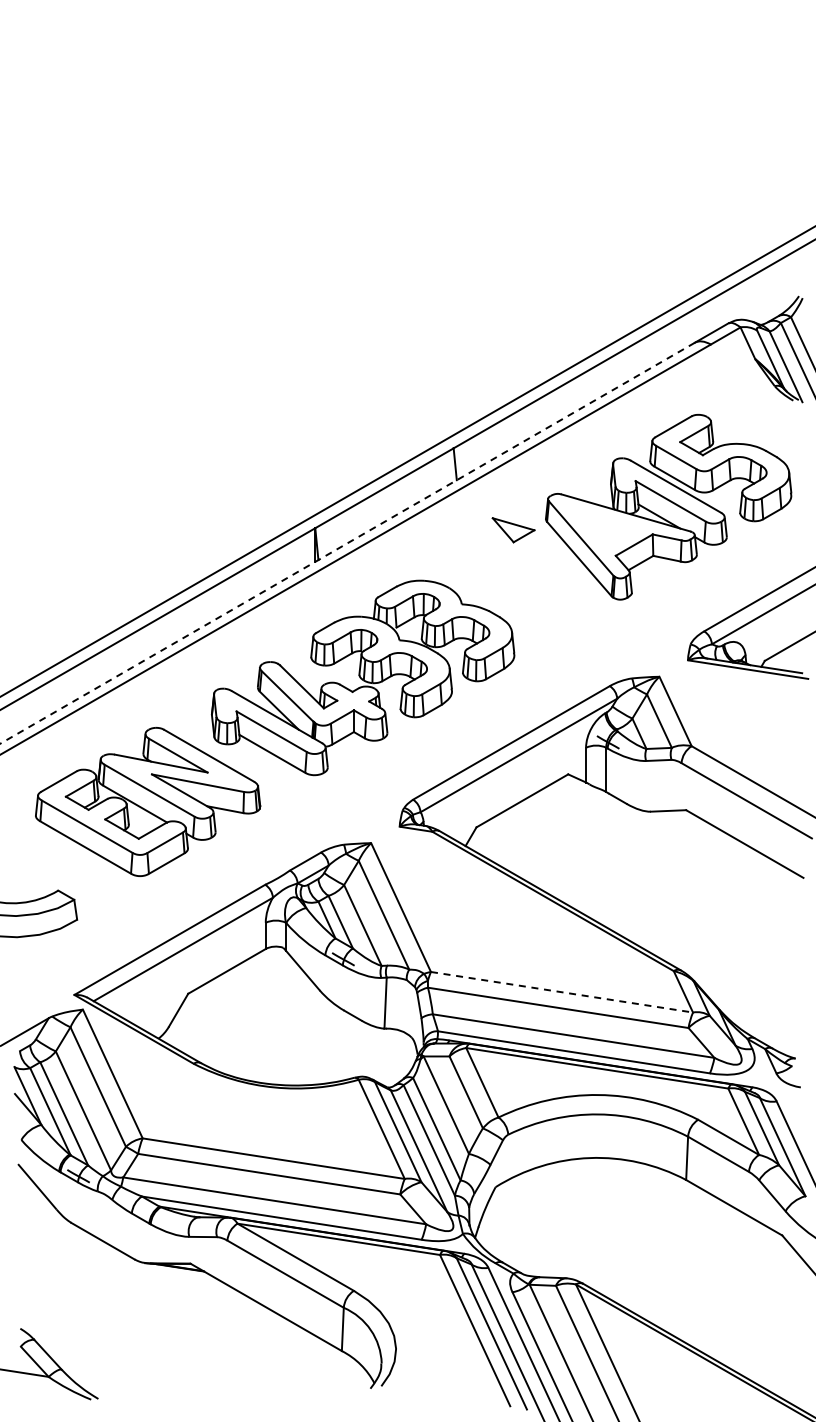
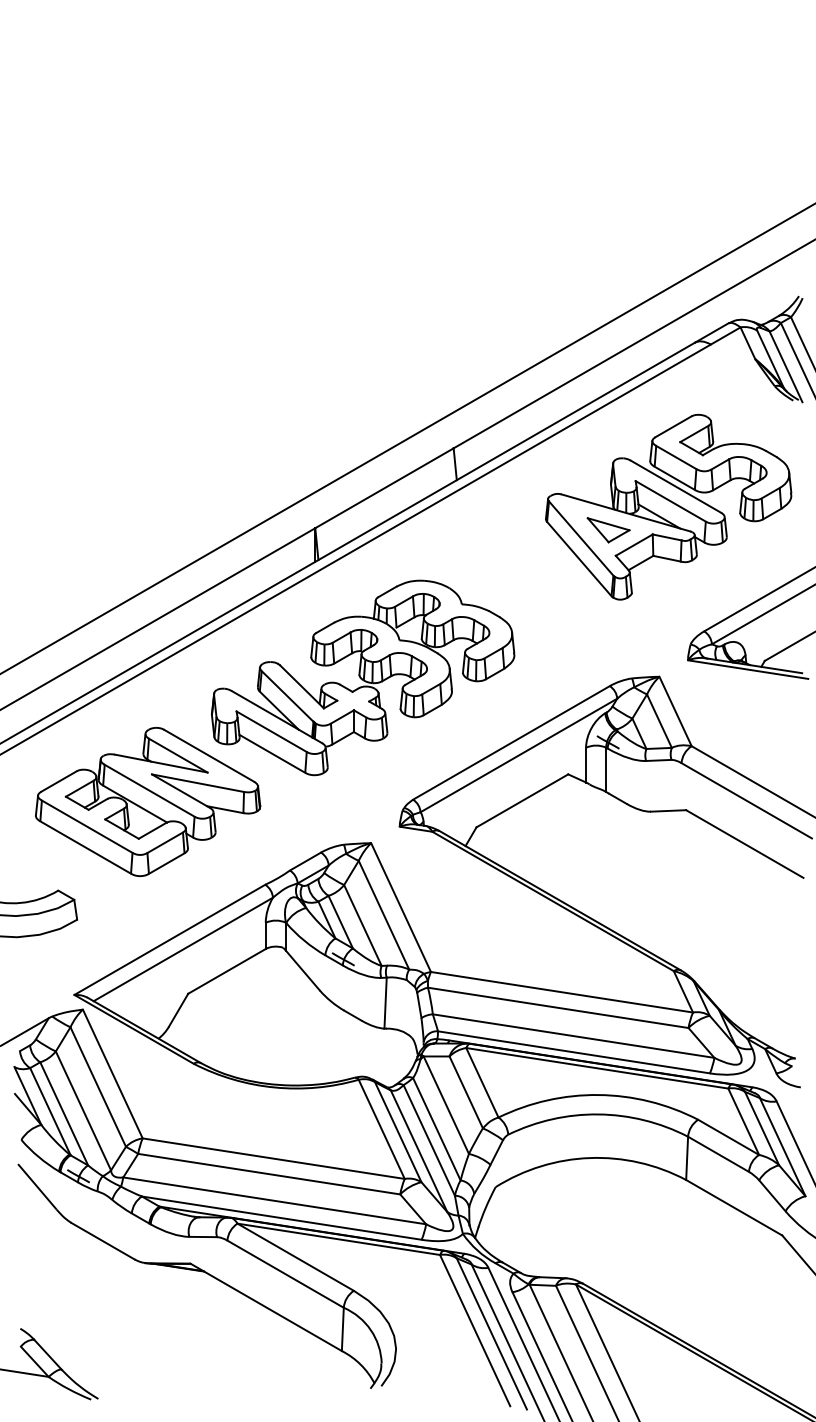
line position: (407, 461) -> (407, 438) (407, 438)
part position: (513, 530) -> (608, 530) (608, 530)
line: dashed -> solid (347, 543)
line: dashed -> solid (561, 992)
